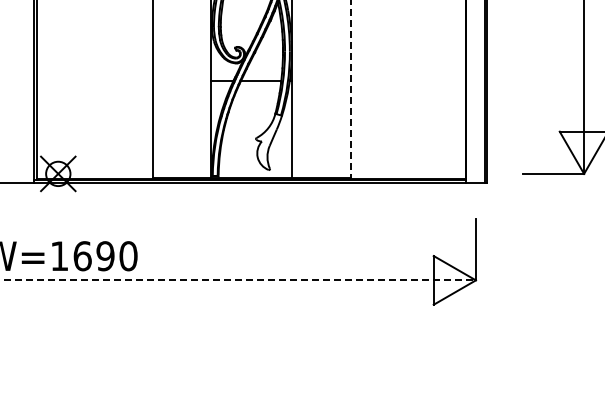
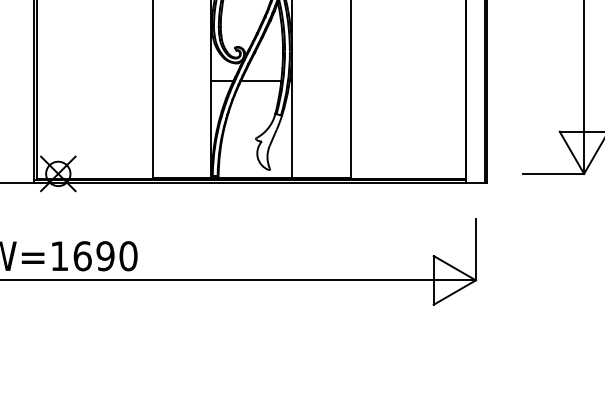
line: dashed -> solid (350, 89)
line: dashed -> solid (238, 280)
